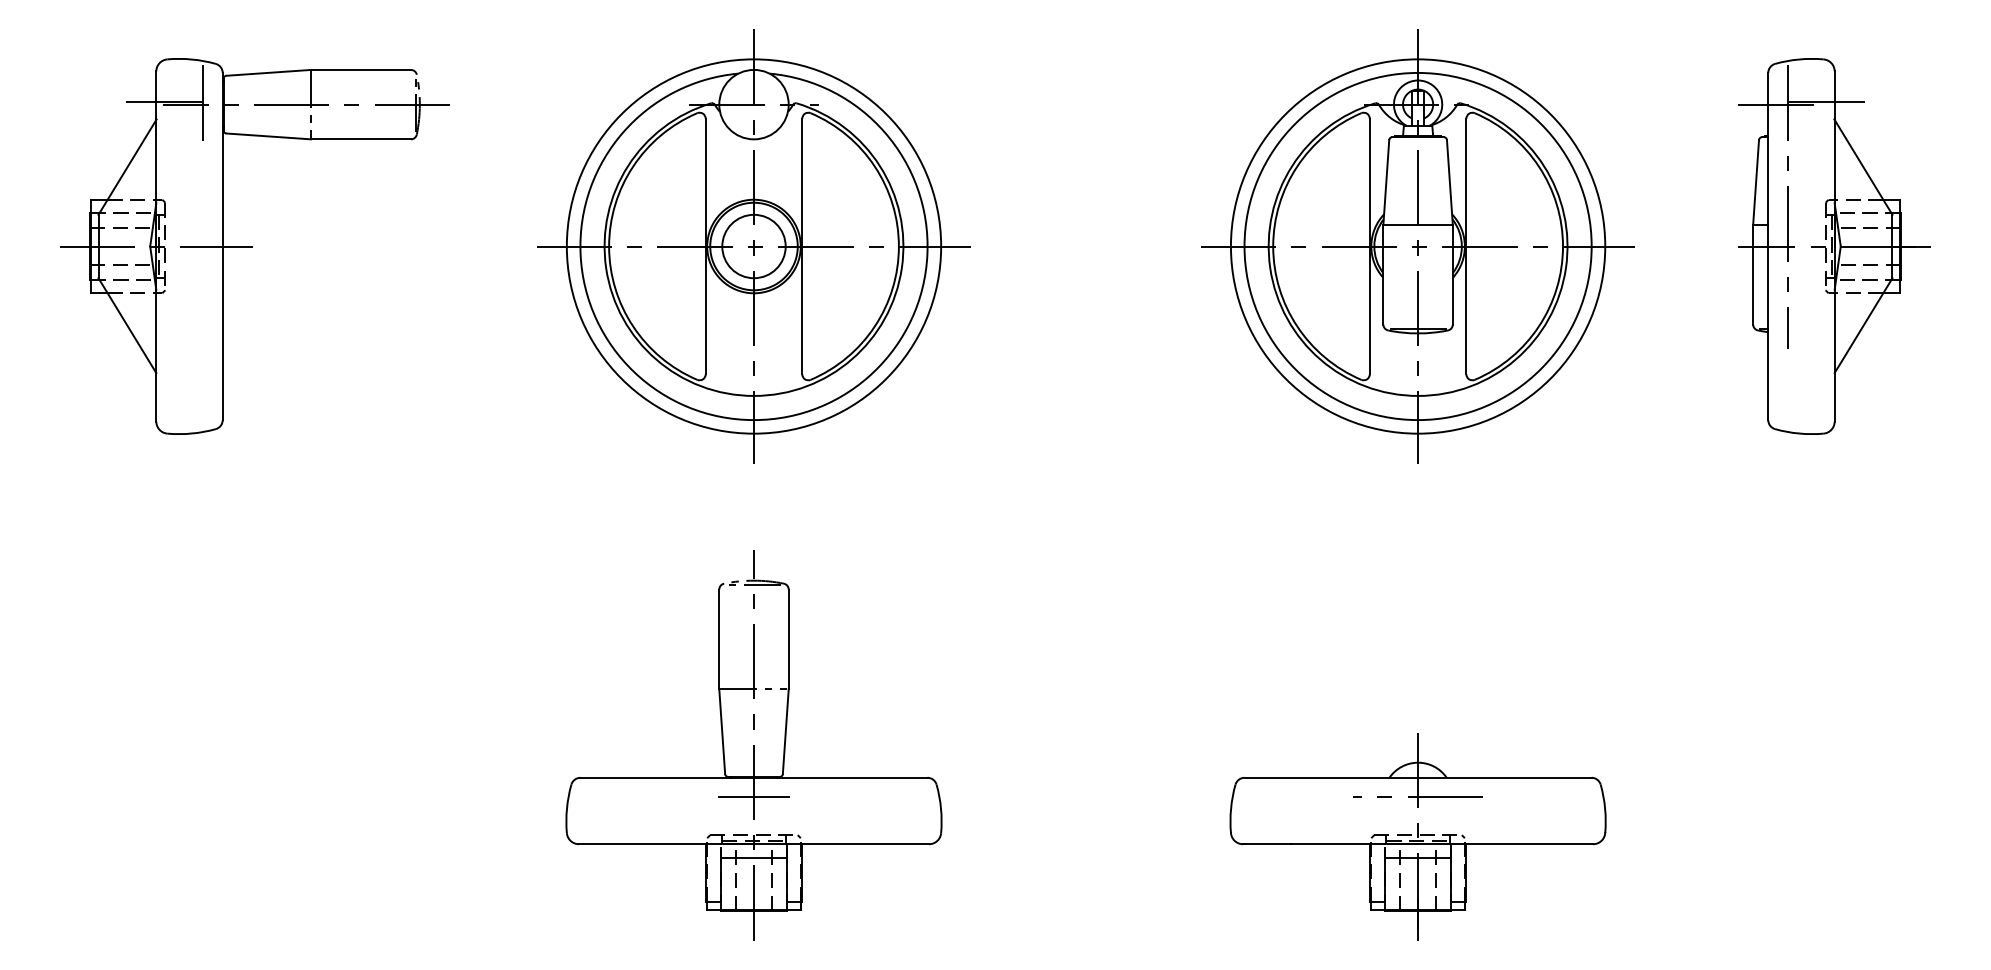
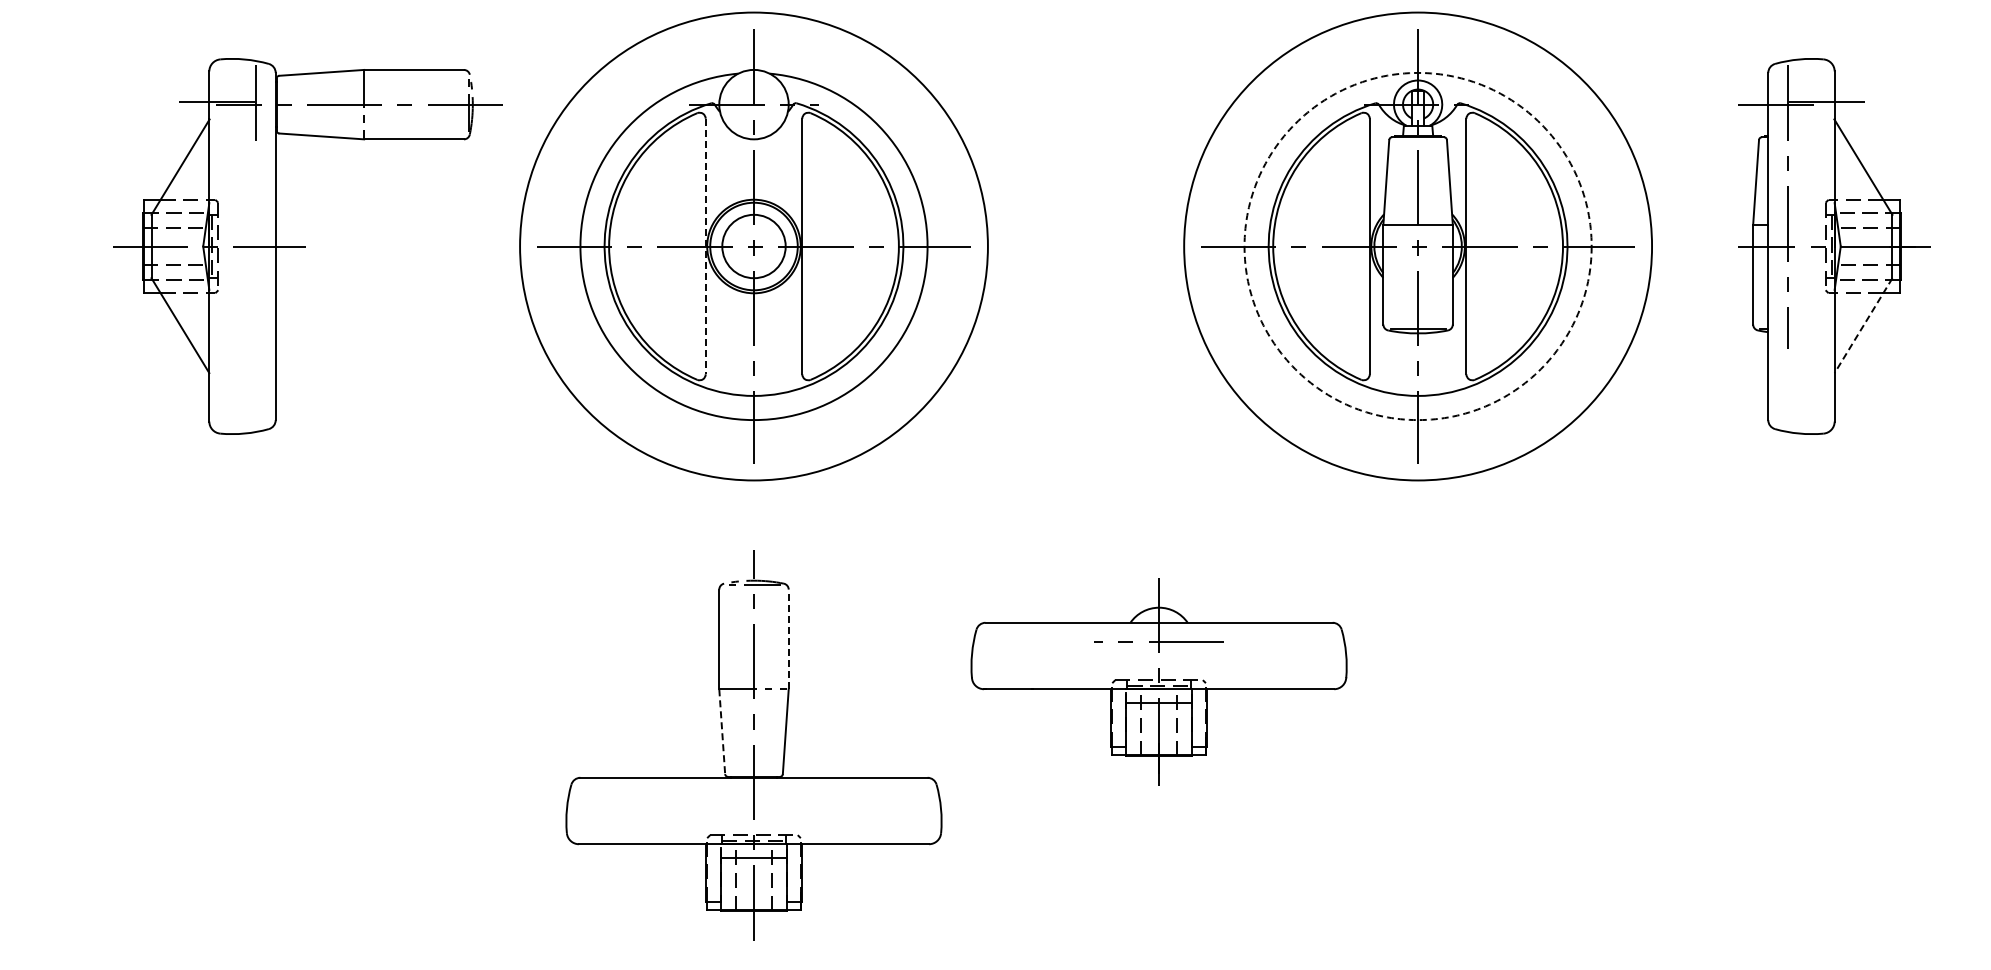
part position: (254, 246) -> (307, 246) (307, 246)
line: solid -> dashed (705, 246)
circle diameter: 374 px -> 468 px (753, 246)
circle diameter: 374 px -> 468 px (1418, 246)
circle: solid -> dashed (1417, 246)
line: solid -> dashed (1863, 325)
line: solid -> dashed (788, 639)
line: solid -> dashed (722, 732)
line: present -> none (753, 797)
part position: (1417, 836) -> (1158, 681) (1158, 681)
